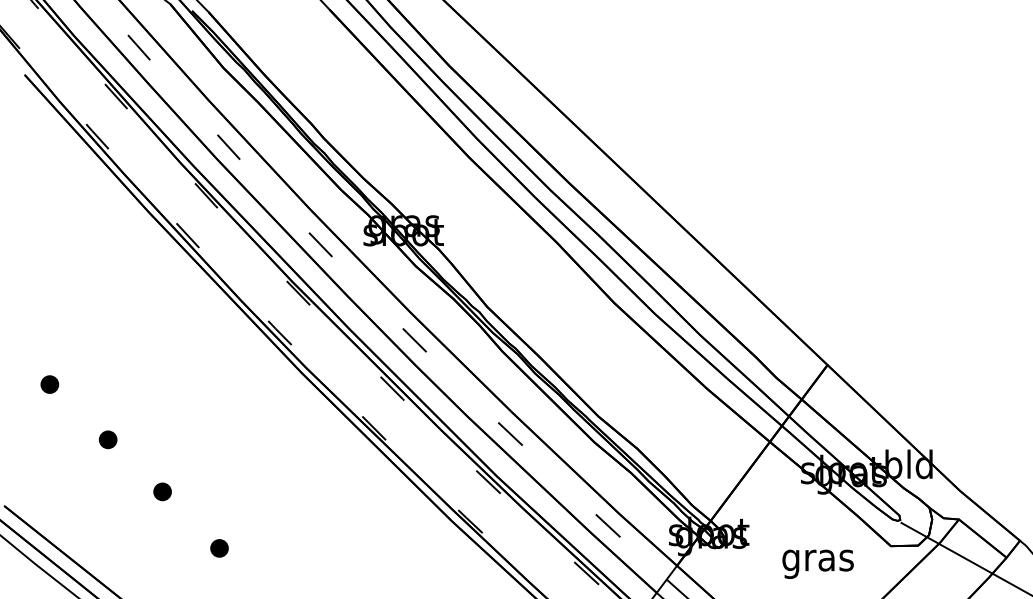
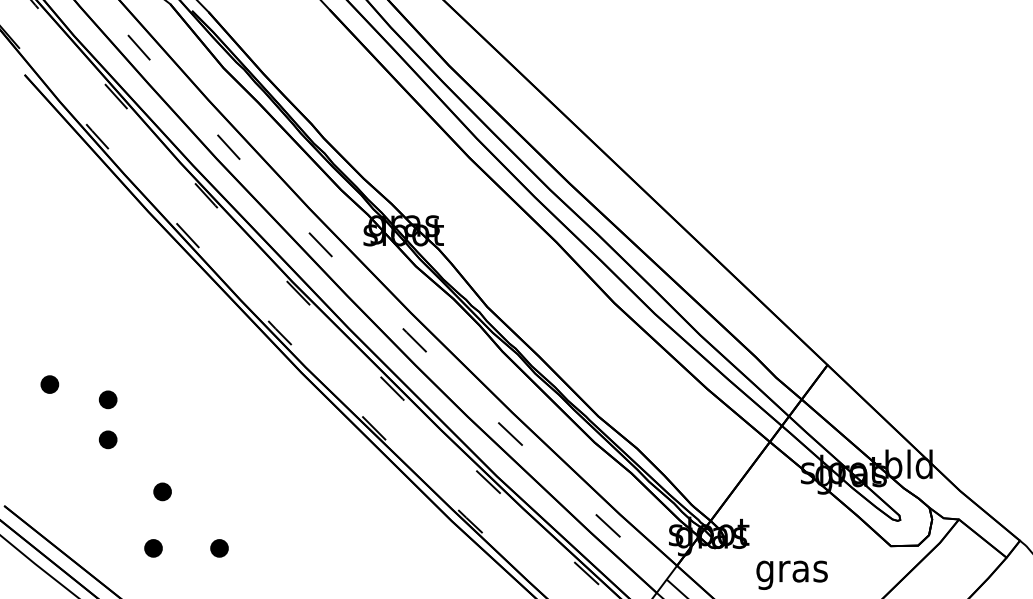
part: none -> present (107, 399)
part: none -> present (153, 548)
line: present -> none (965, 558)
text position: (817, 563) -> (791, 574) (791, 574)
